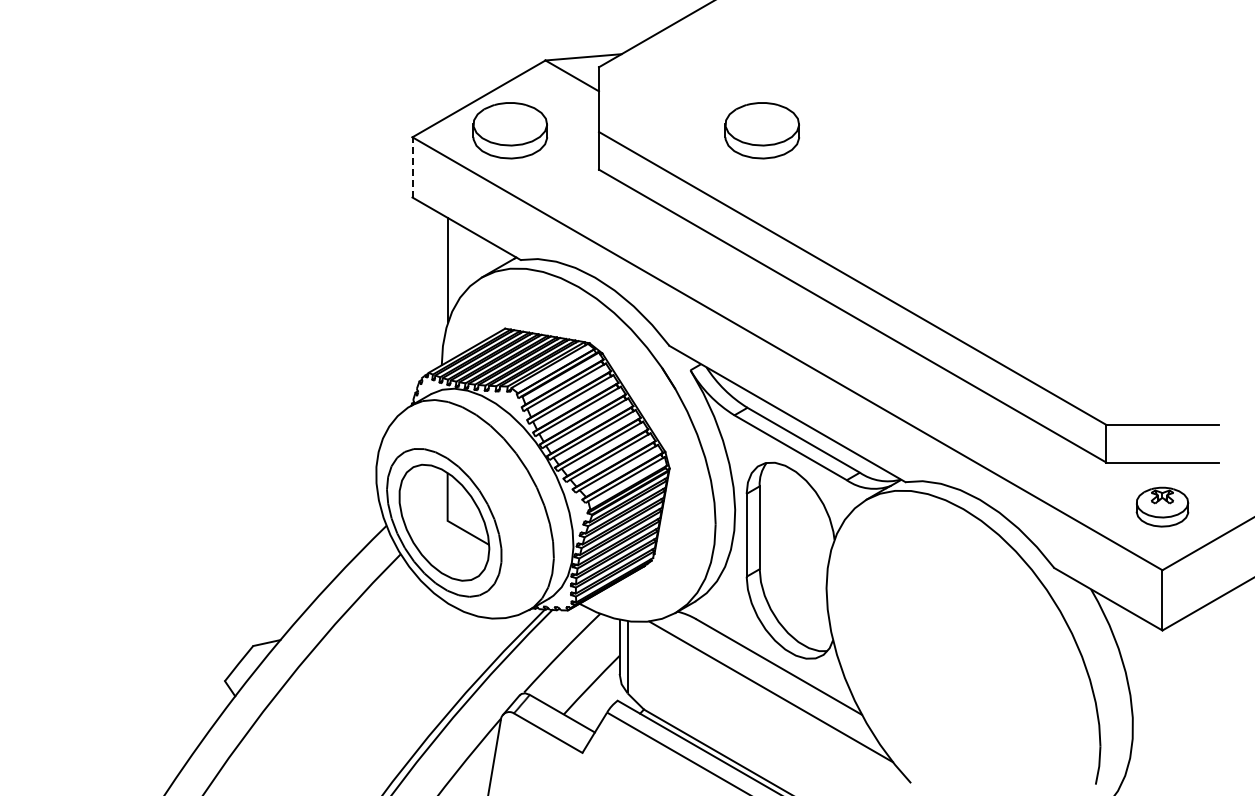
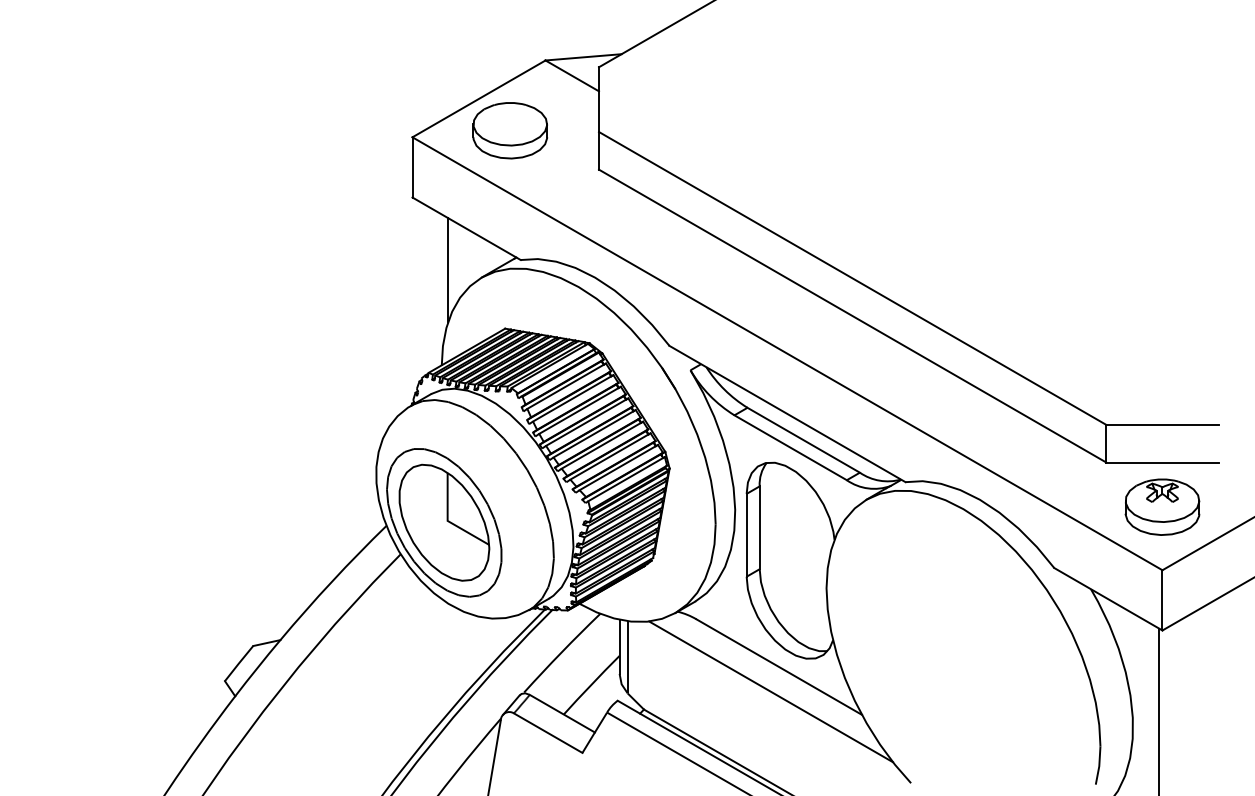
part: present -> none (761, 130)
line: dashed -> solid (412, 166)
part size: 55x42 px -> 77x58 px (1162, 506)
line: none -> present (1159, 710)
